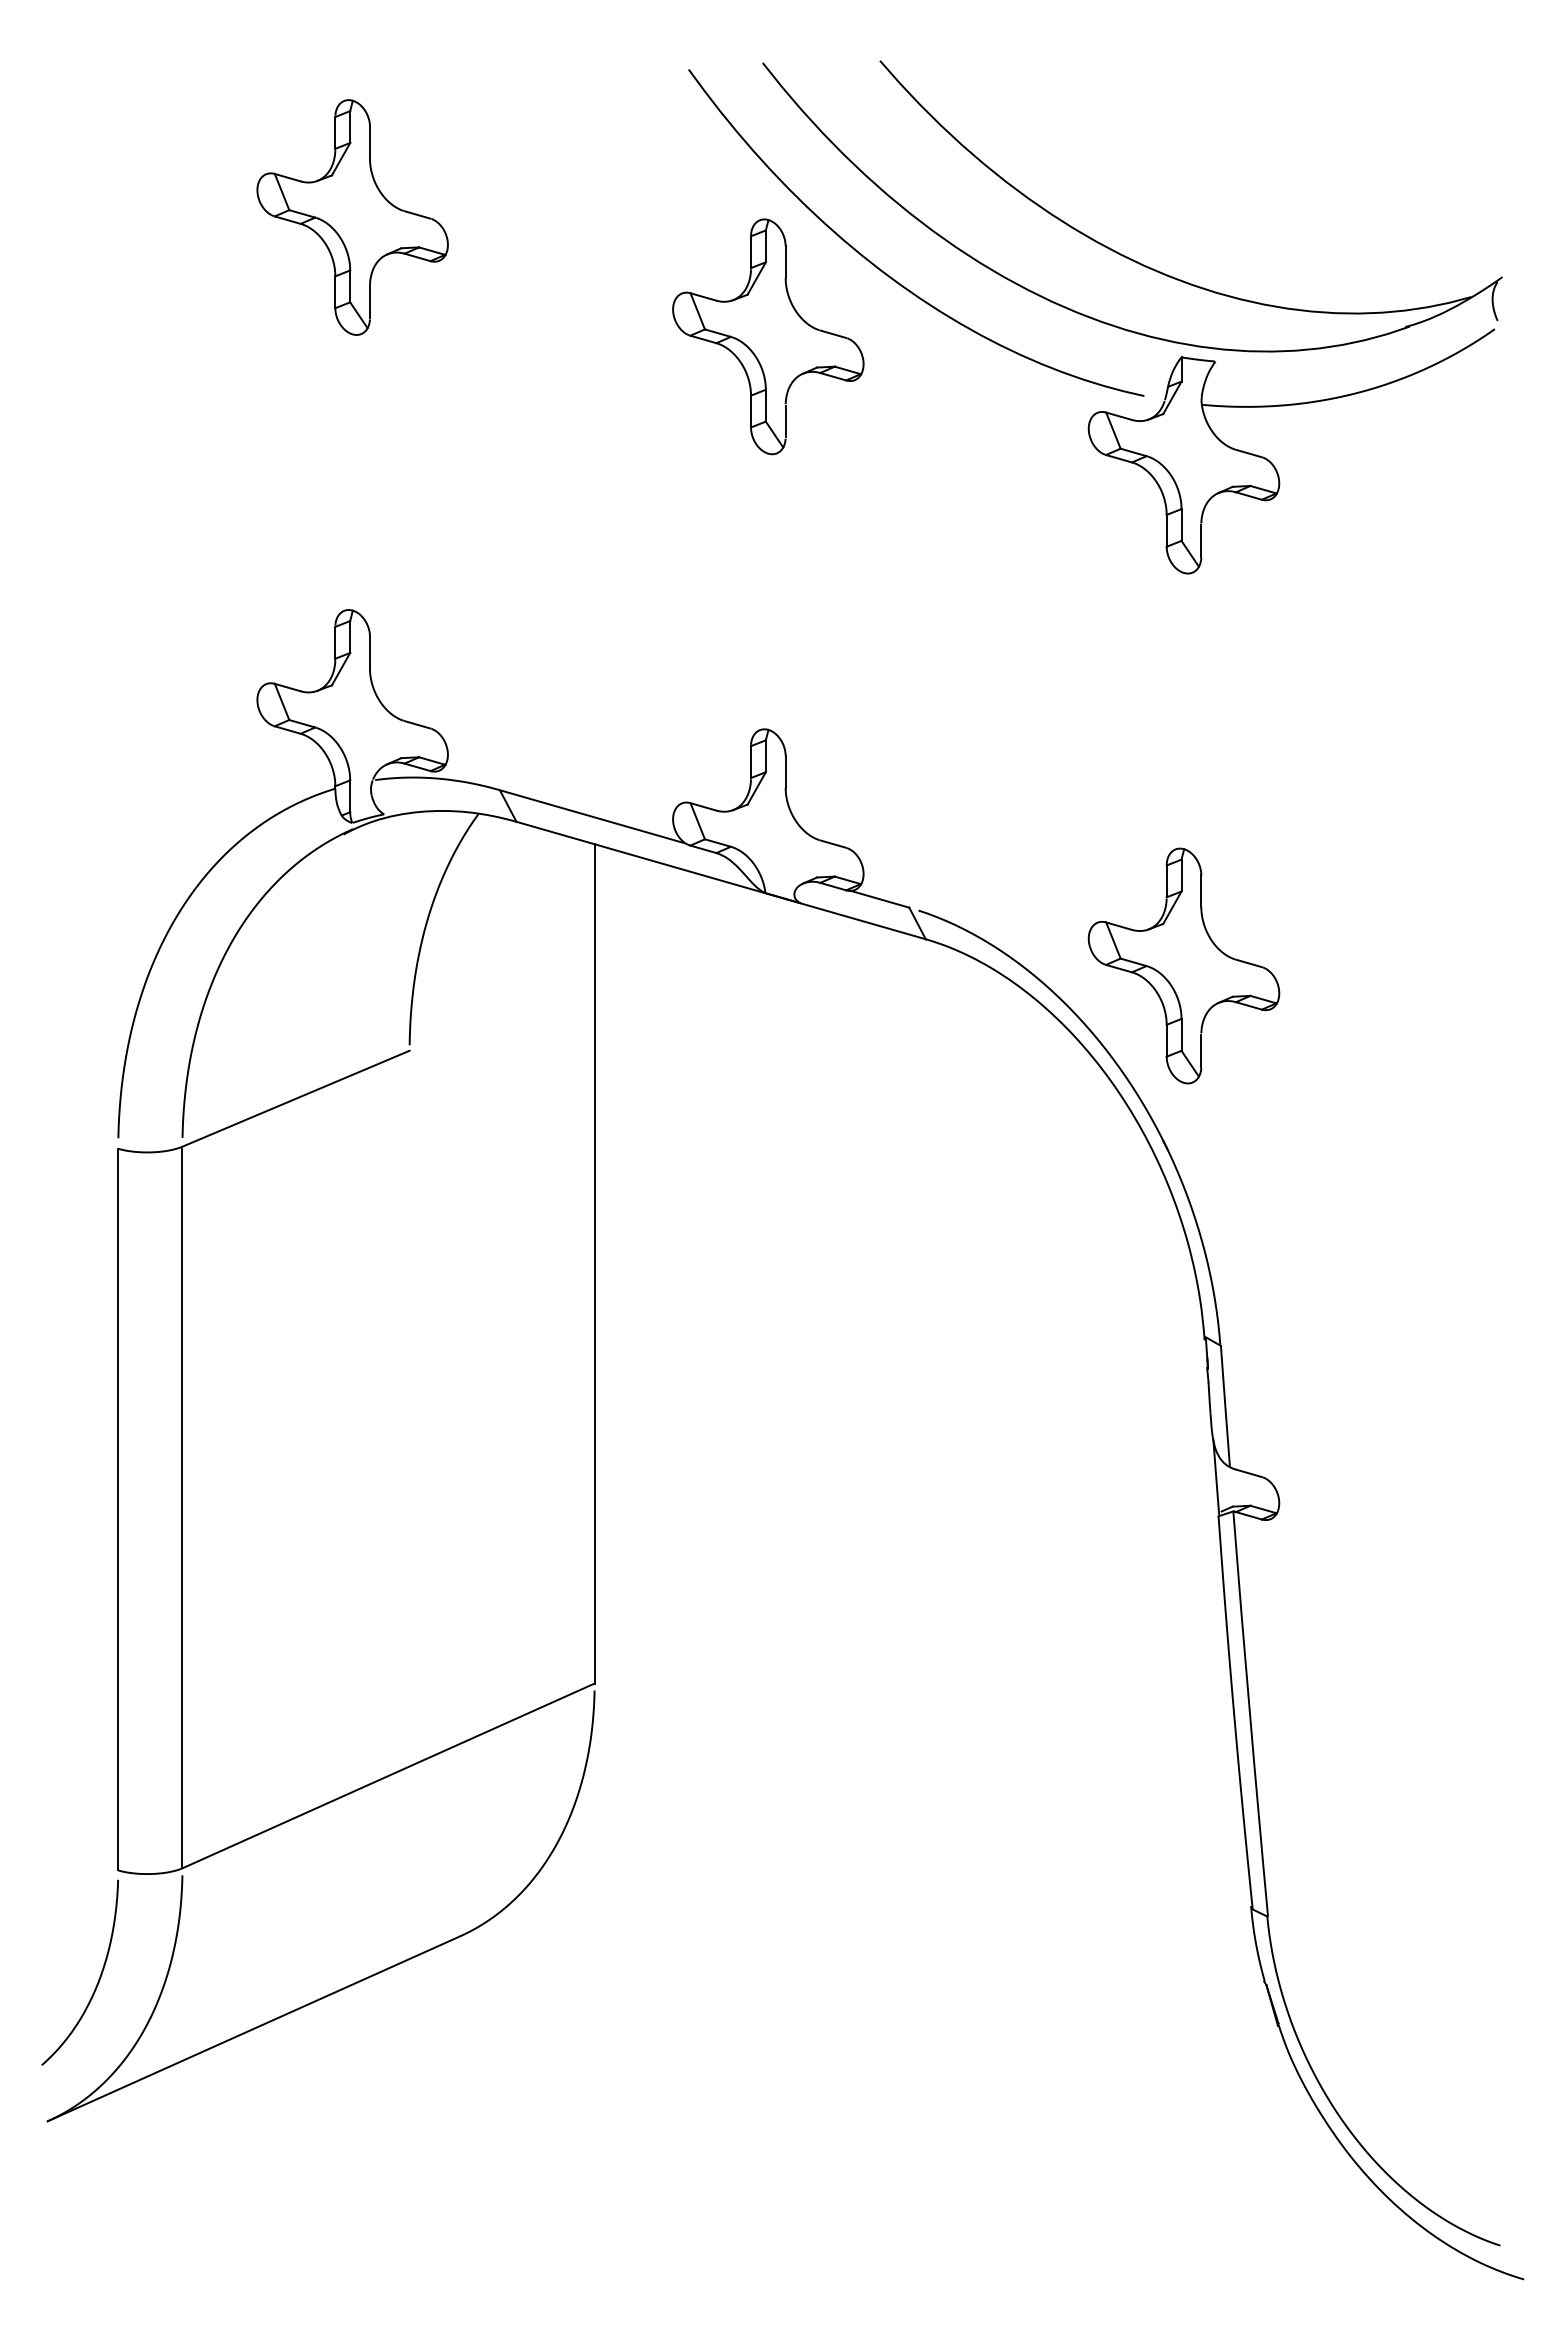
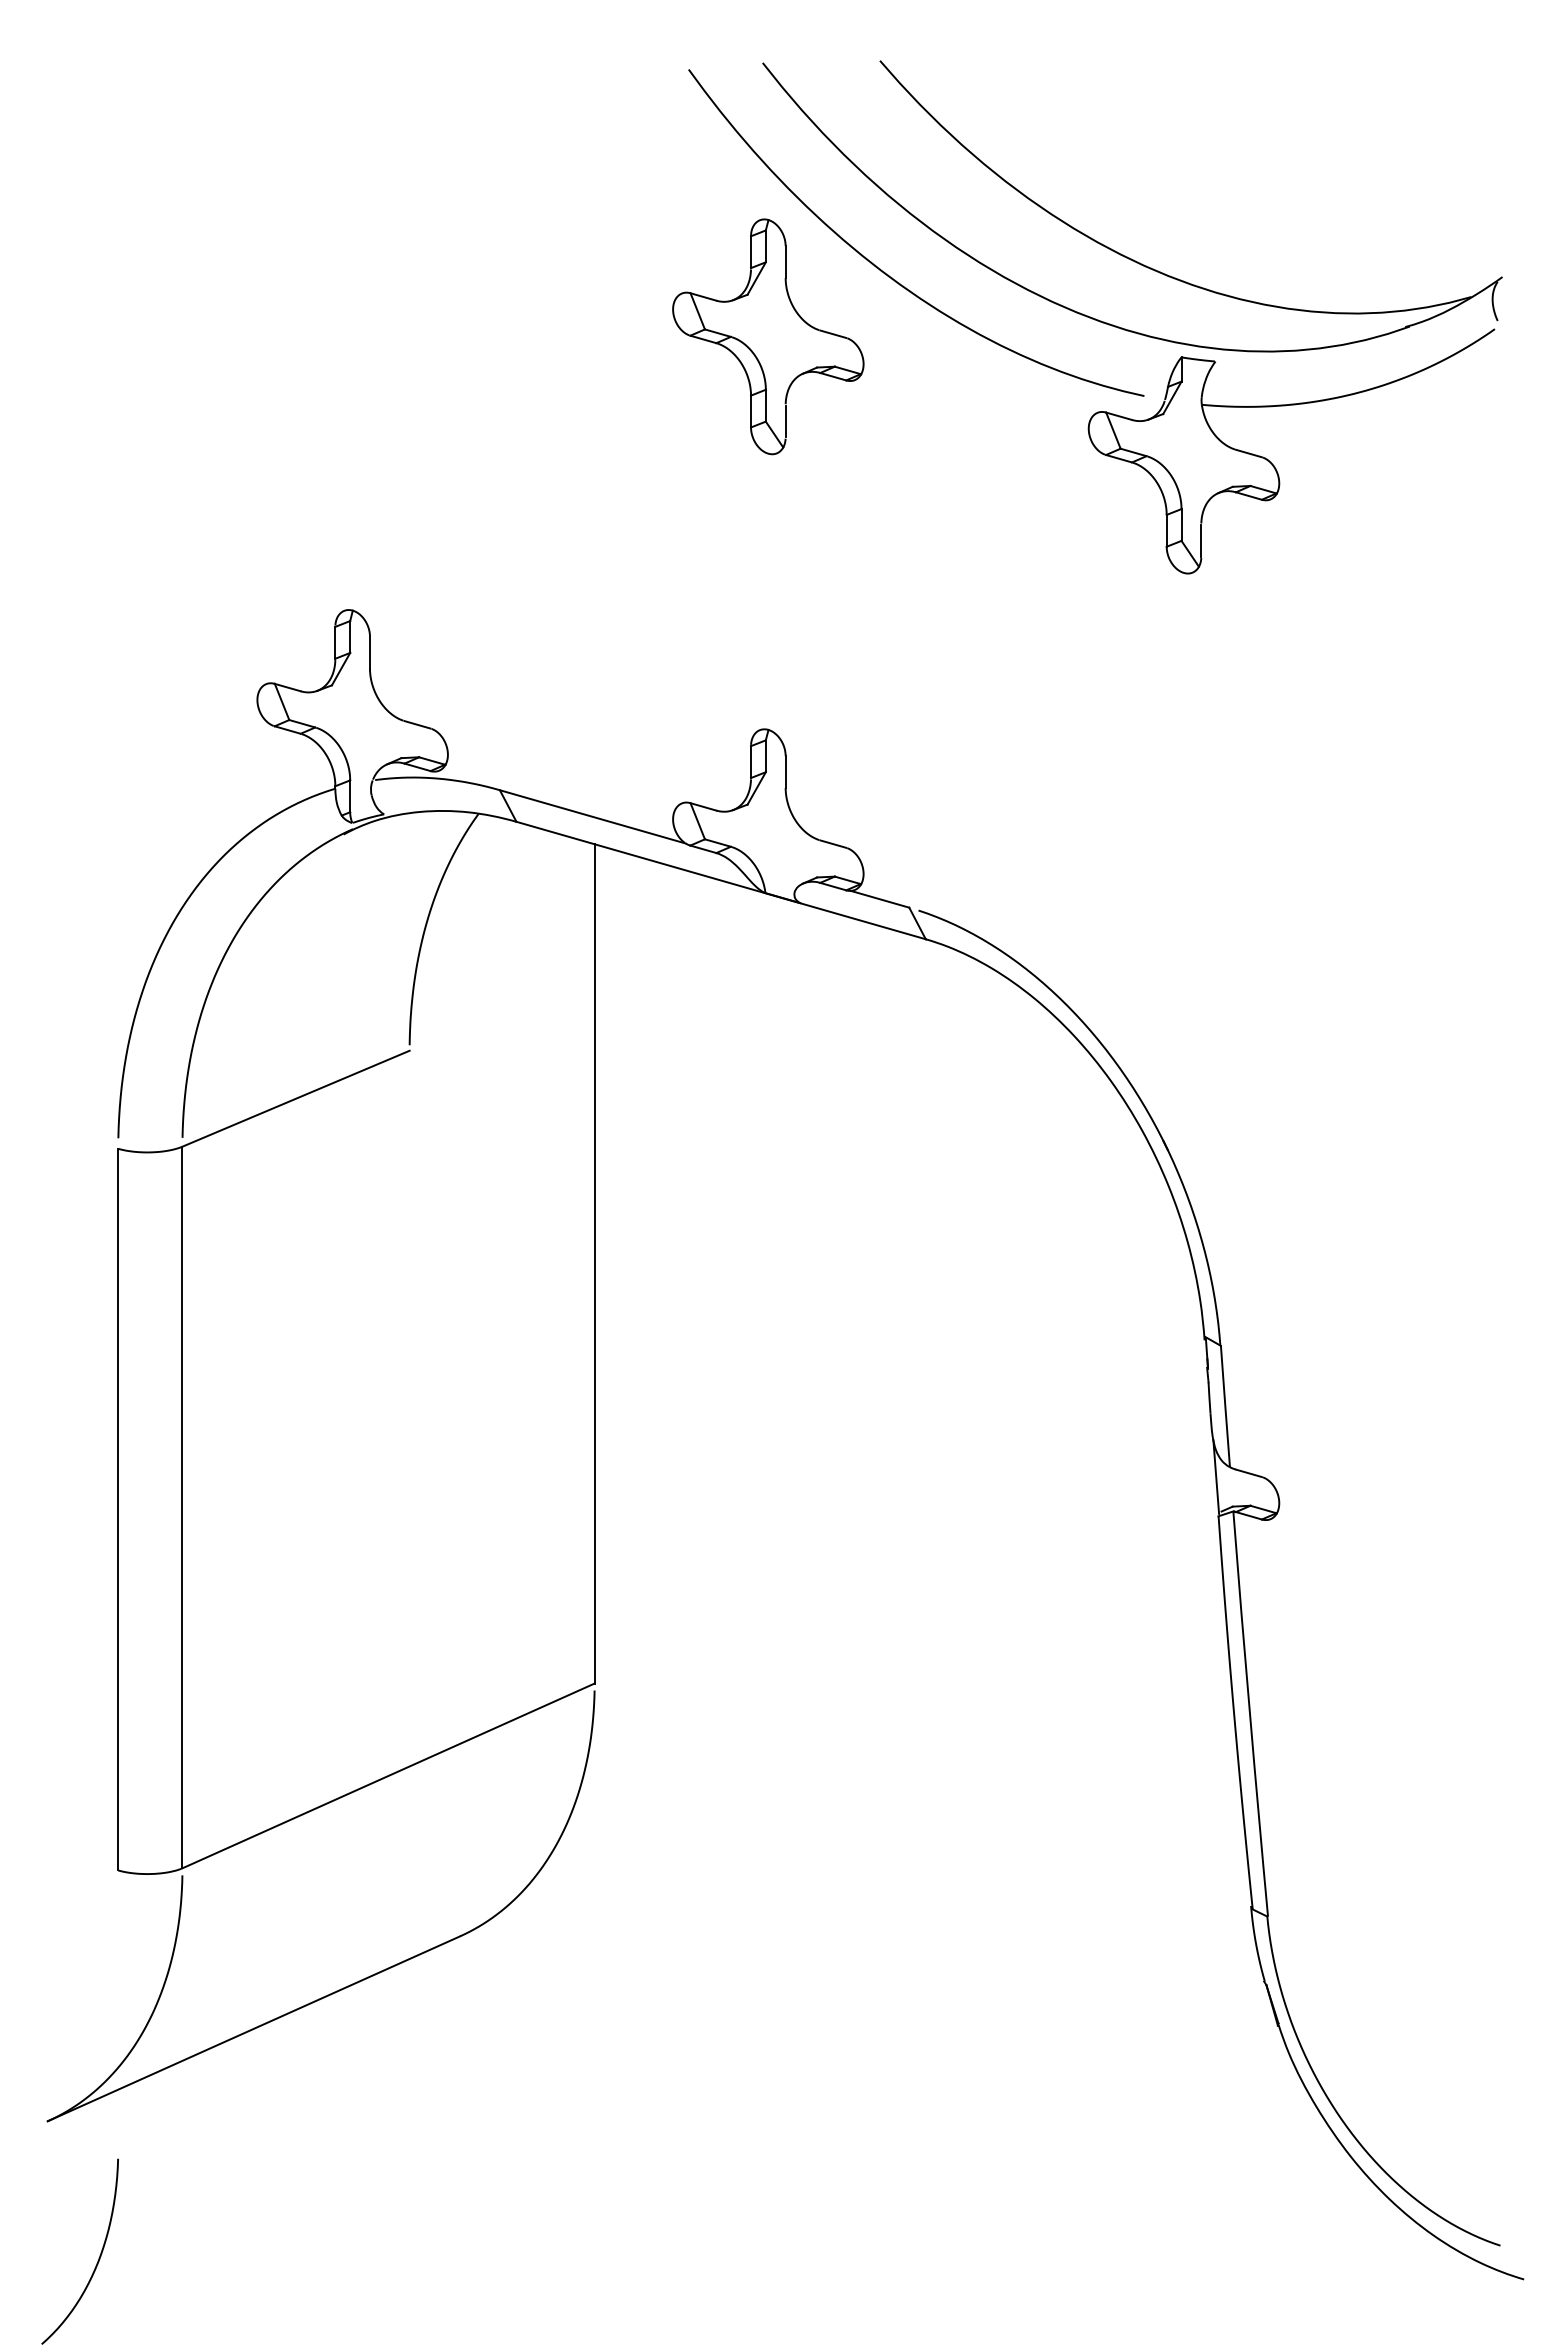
part: present -> none (352, 217)
part: present -> none (1183, 965)
curve position: (97, 1981) -> (97, 2260) (97, 2260)
